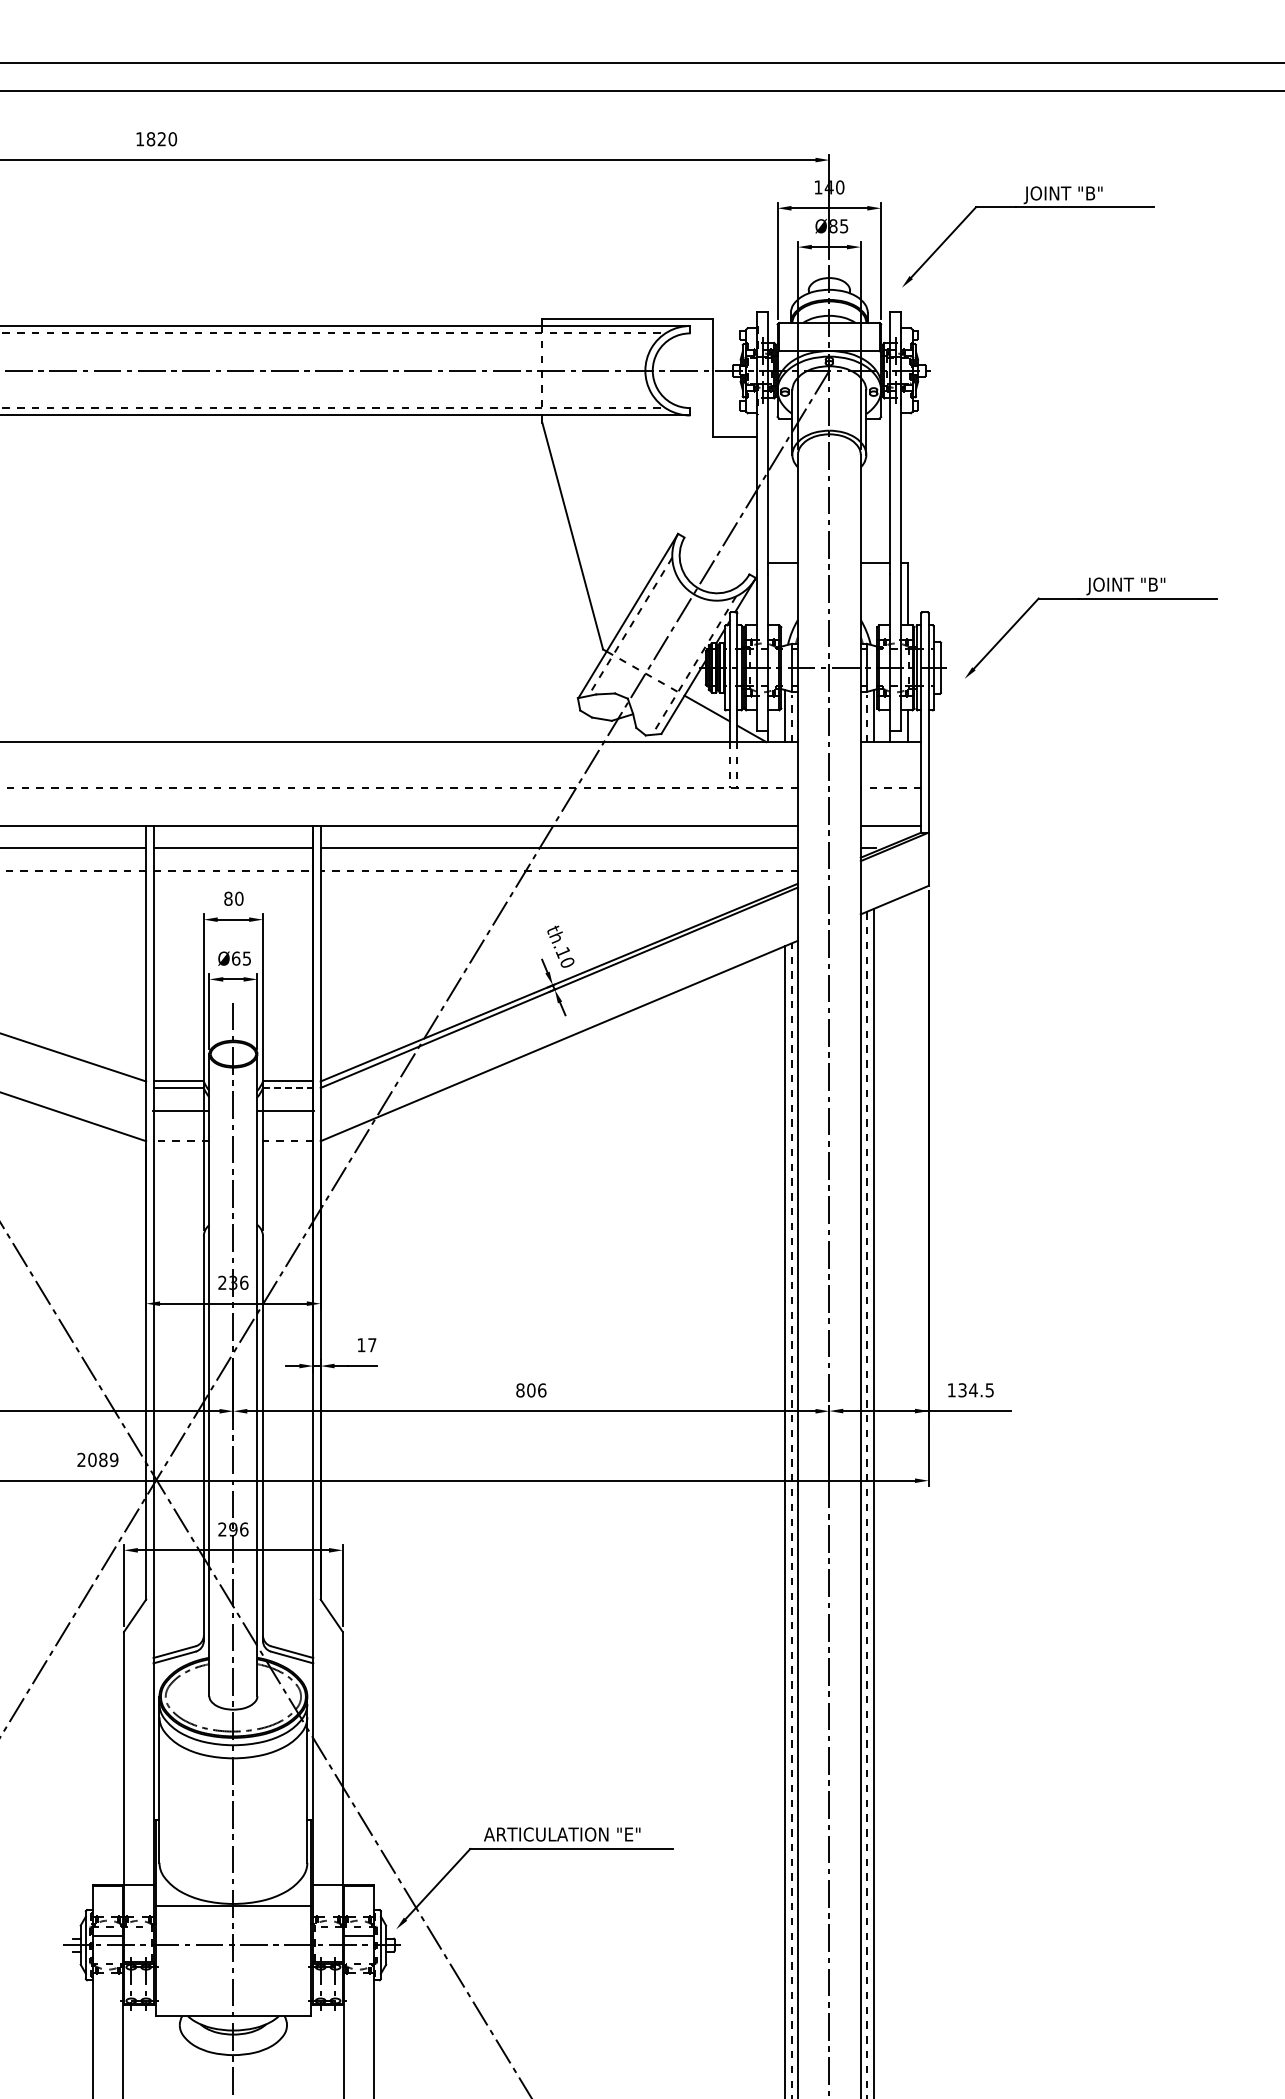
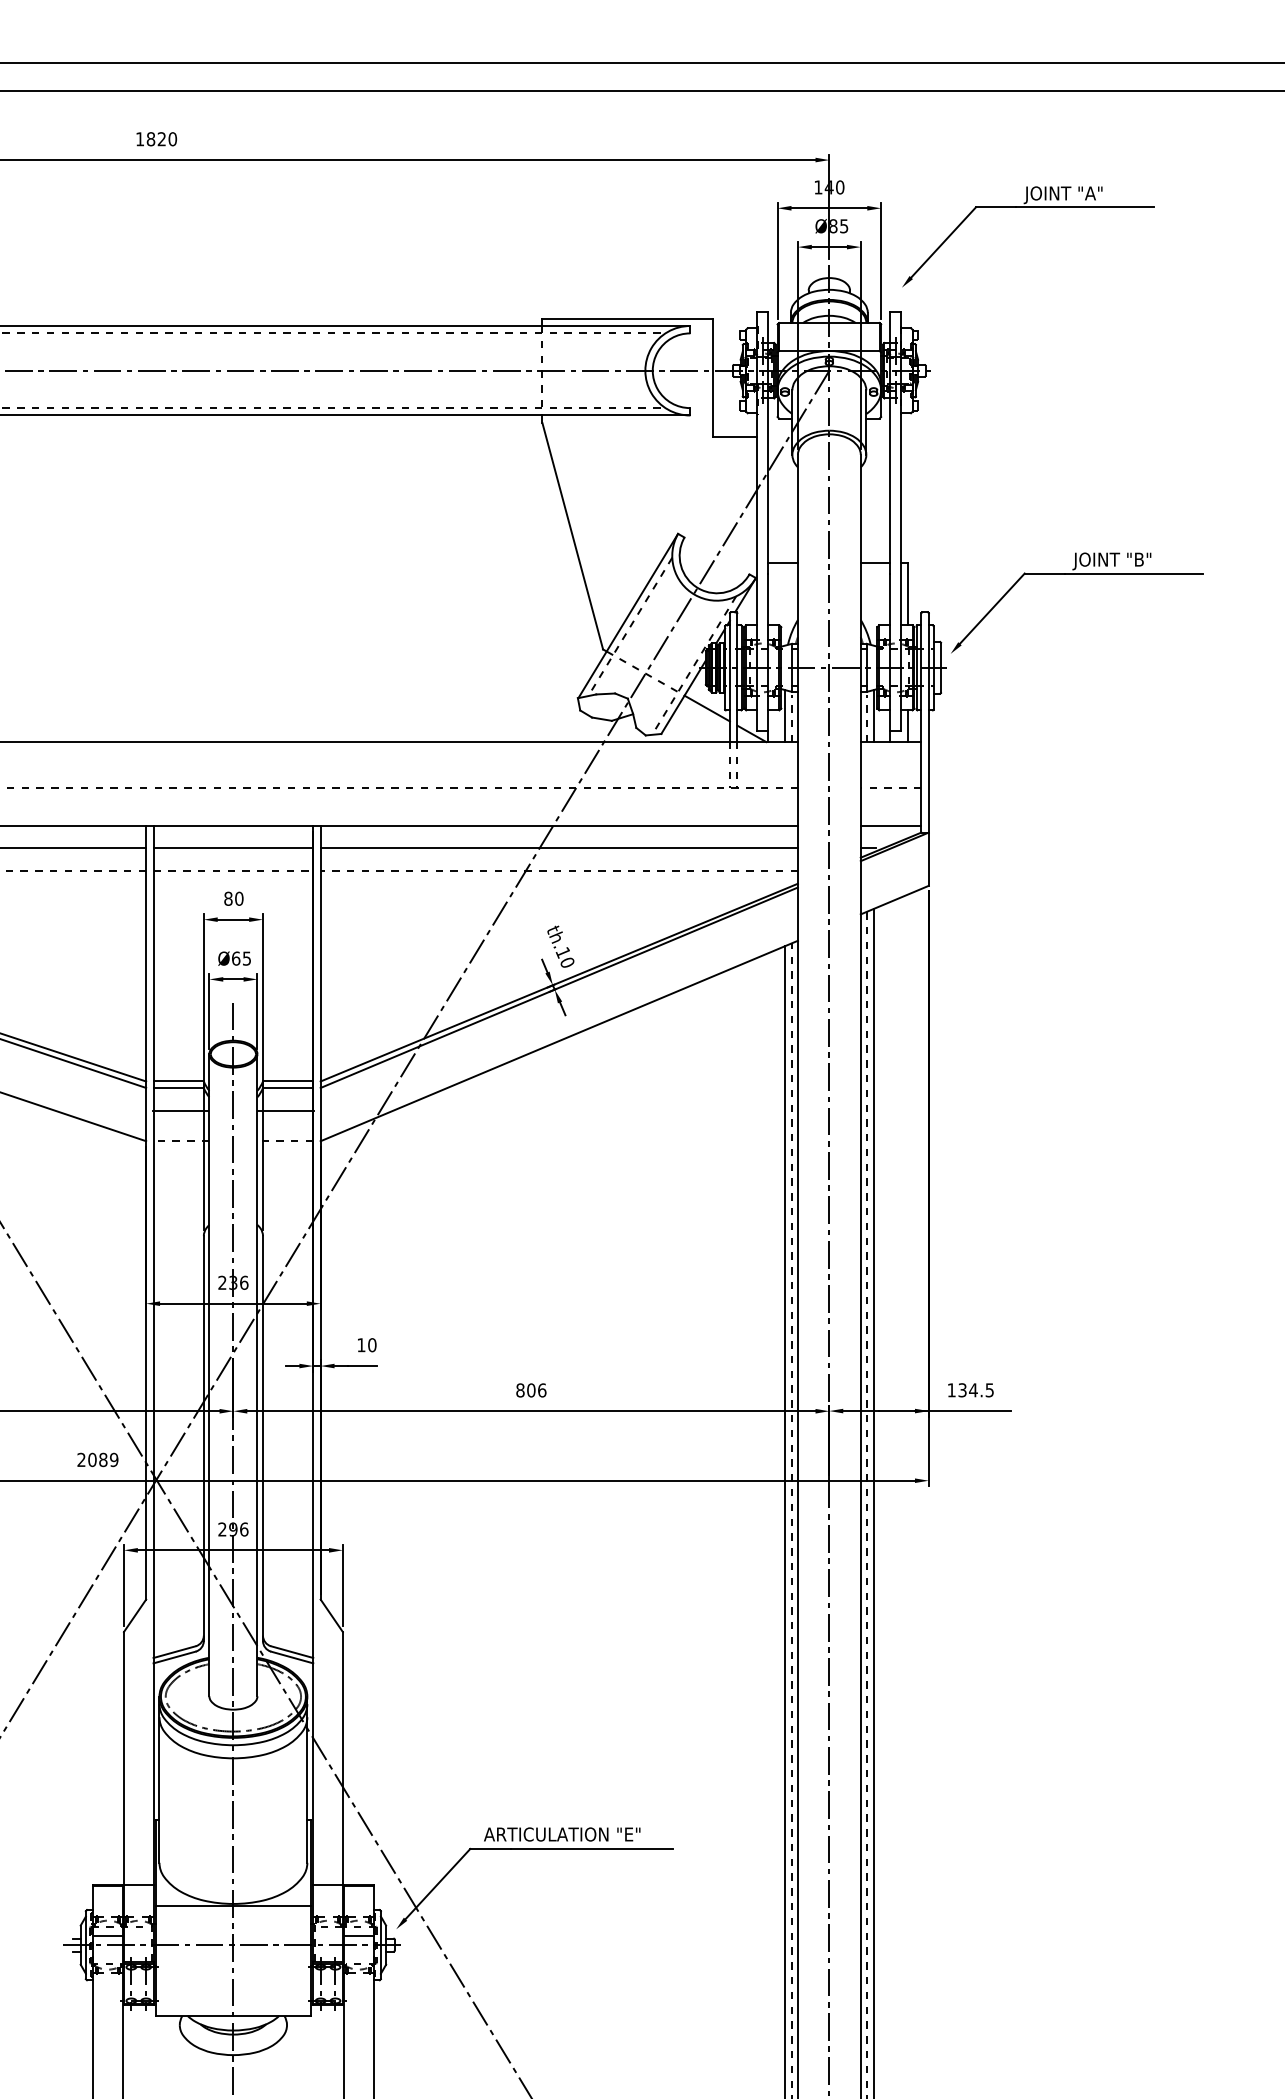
text: JOINT "B" -> JOINT "A" (1090, 193)
part position: (1091, 599) -> (1077, 574) (1077, 574)
line: none -> present (74, 1063)
line: dashed -> solid (288, 1087)
text: 17 -> 10 (372, 1345)
